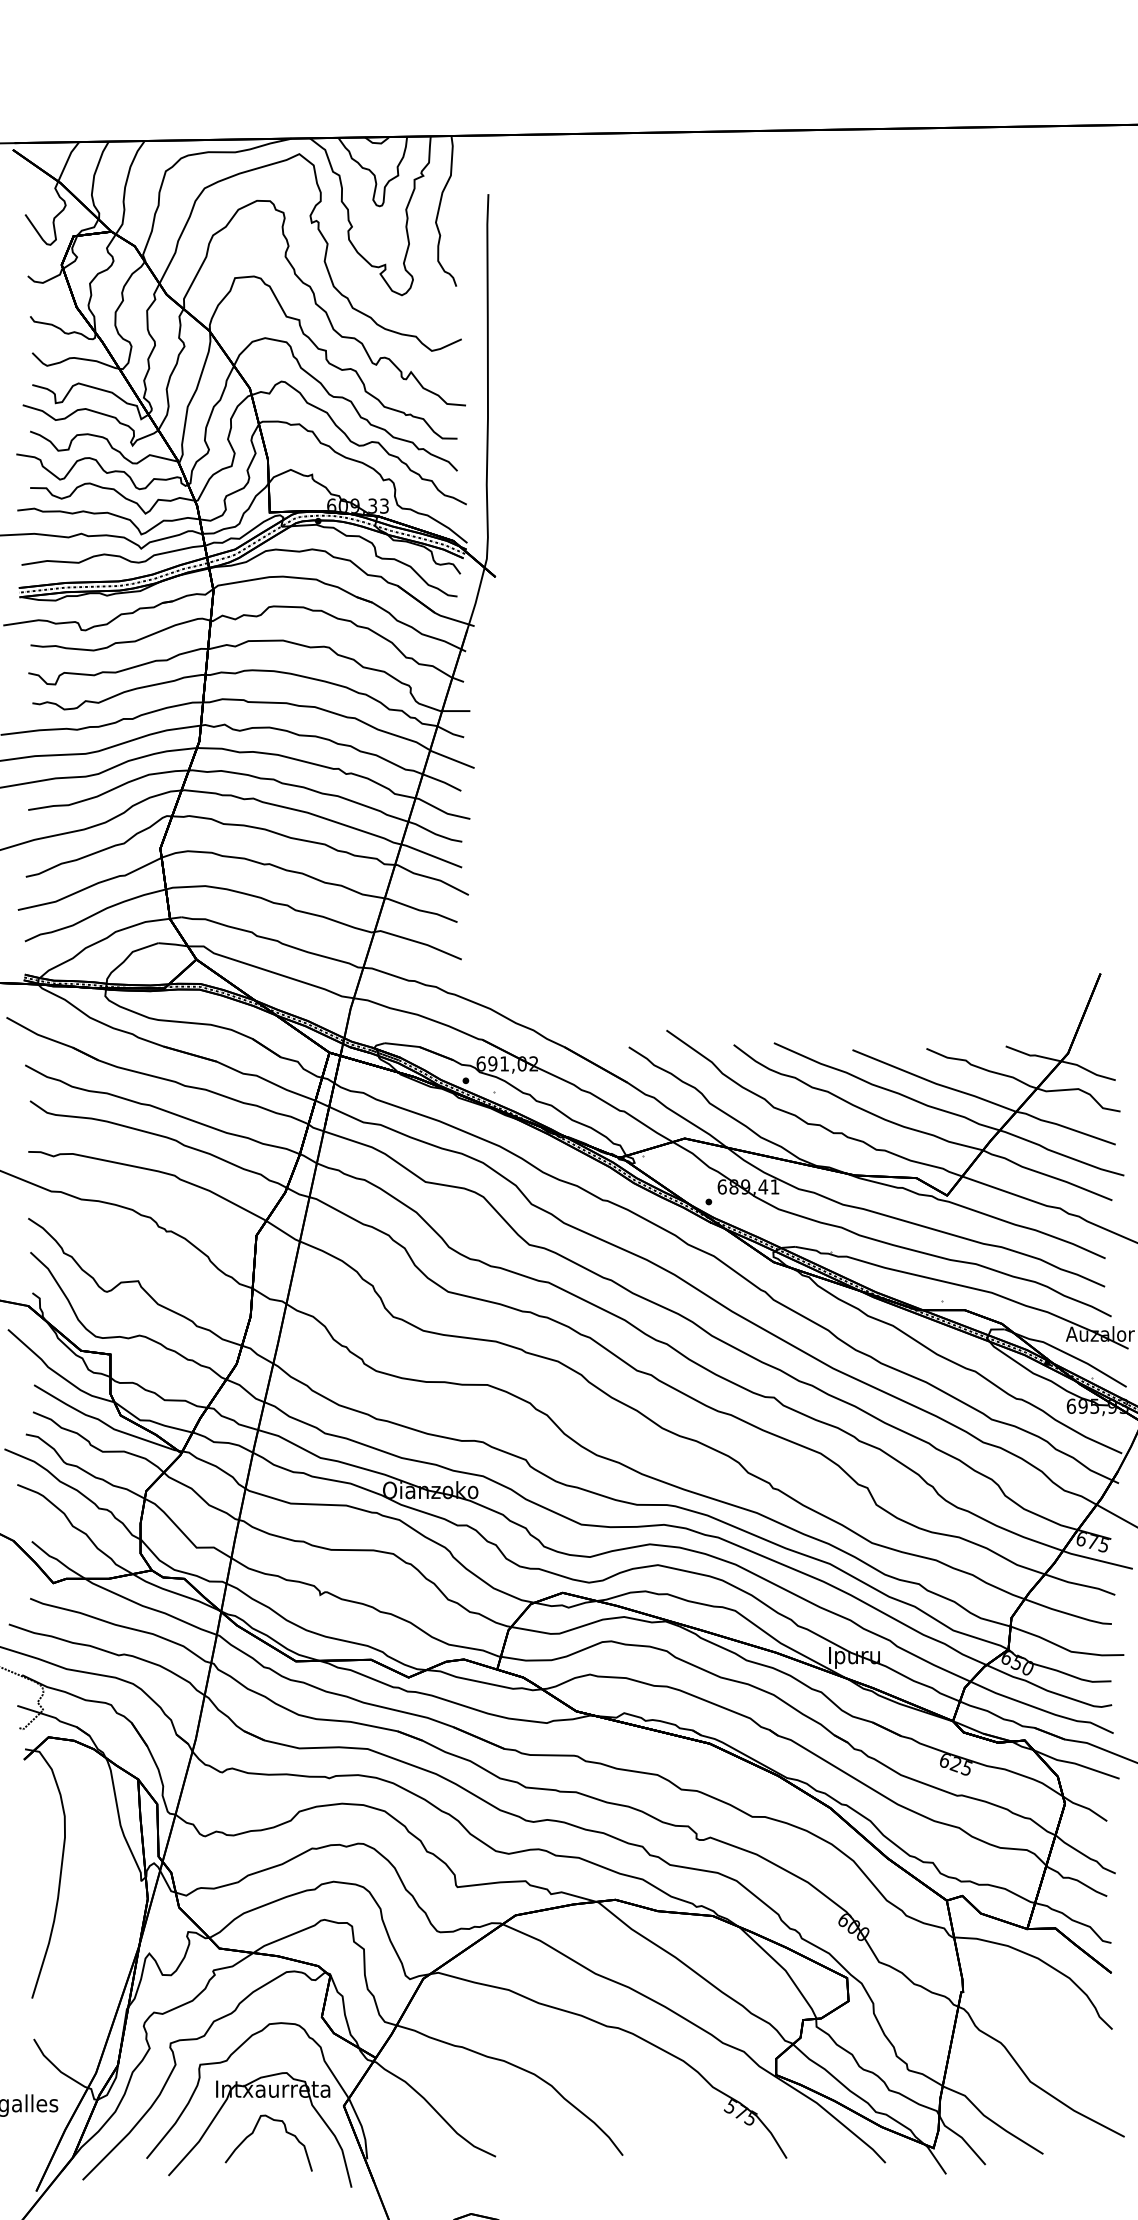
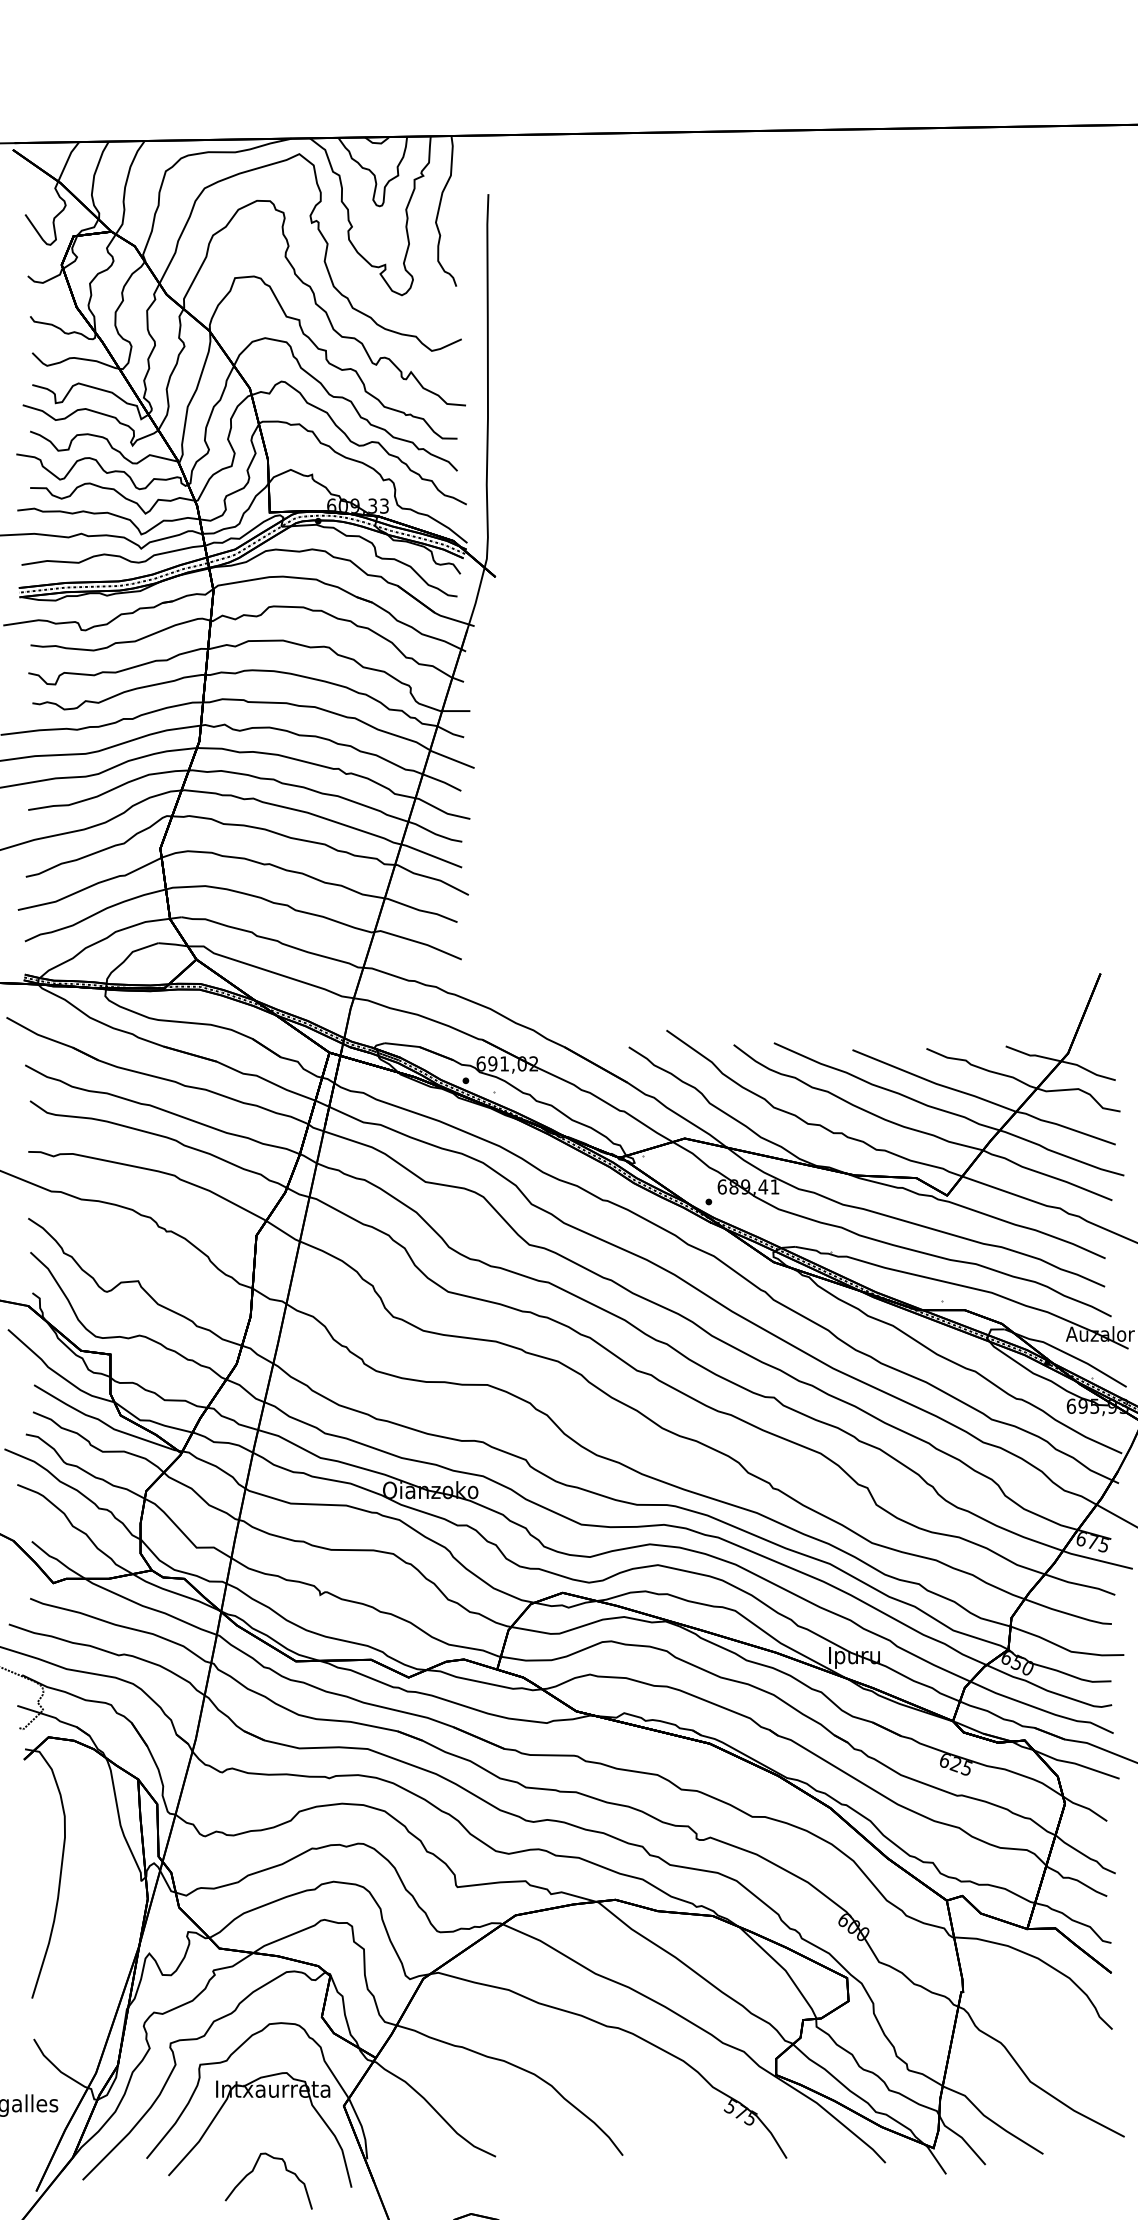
curve position: (253, 2133) -> (253, 2171) (253, 2171)
